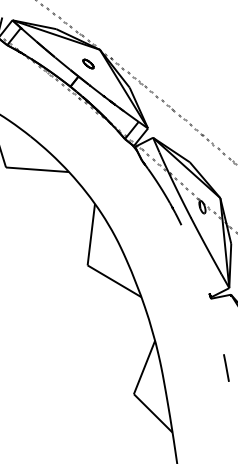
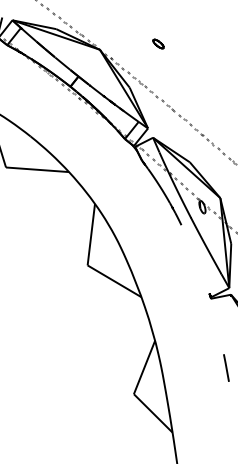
part position: (88, 63) -> (158, 43) (158, 43)
